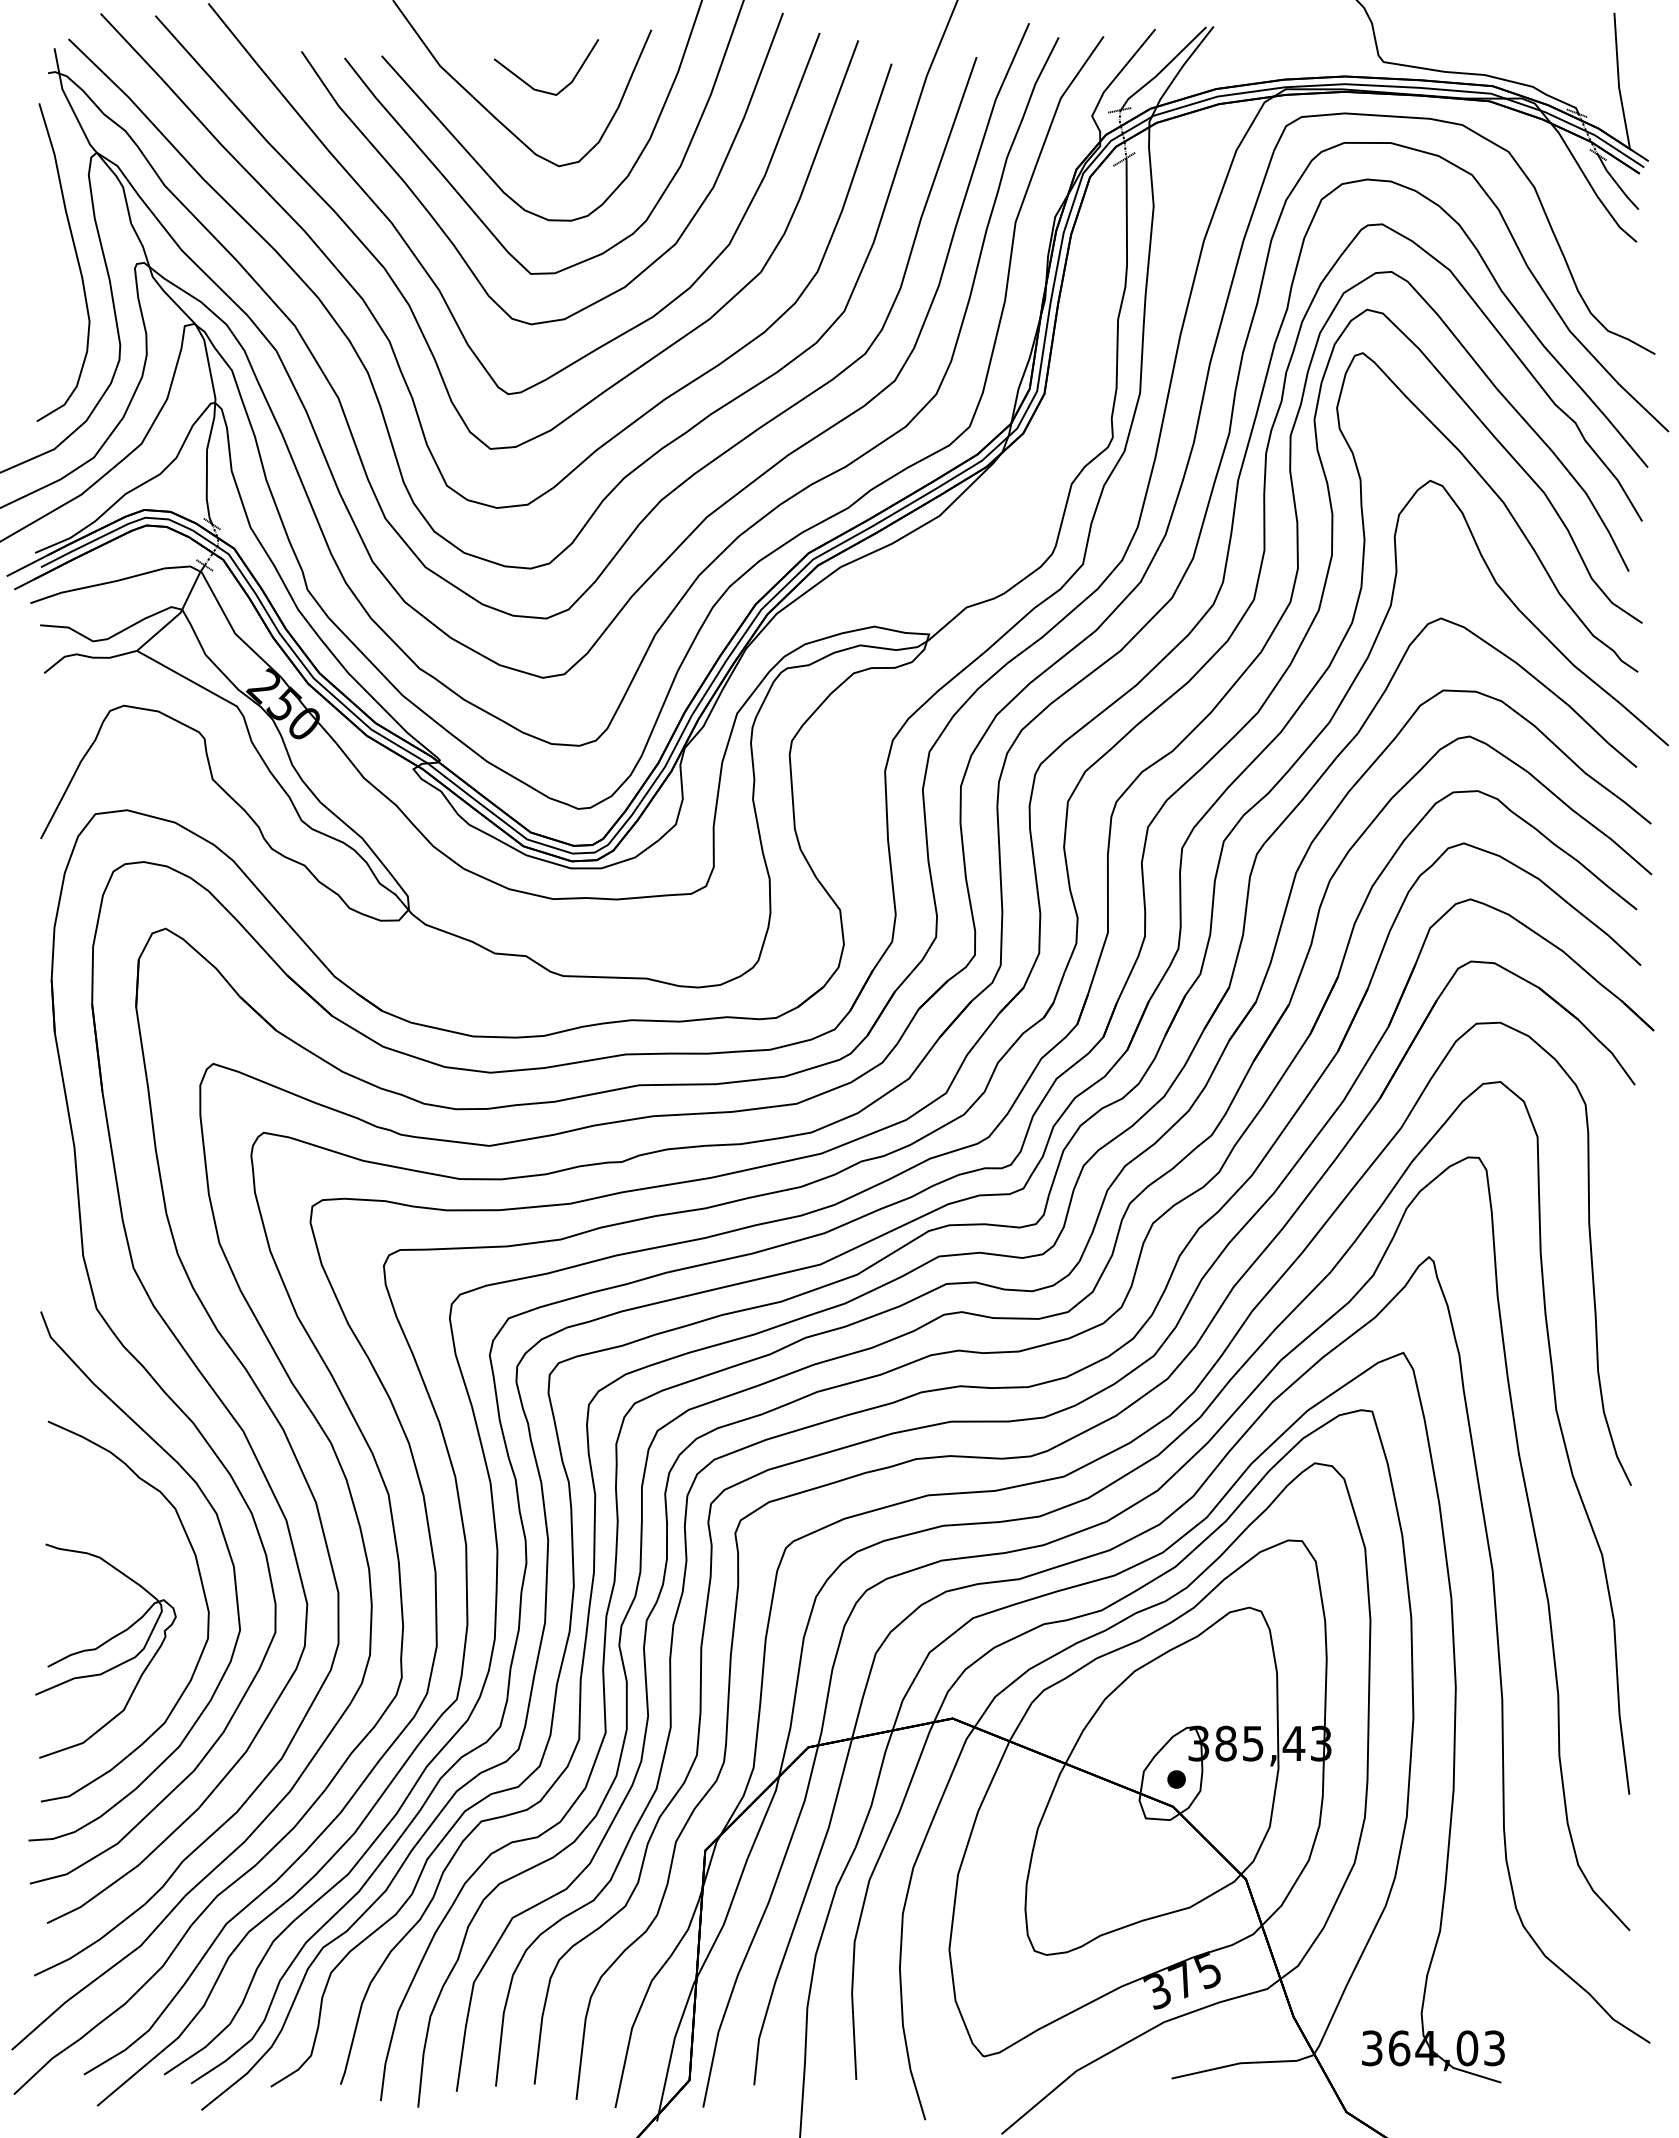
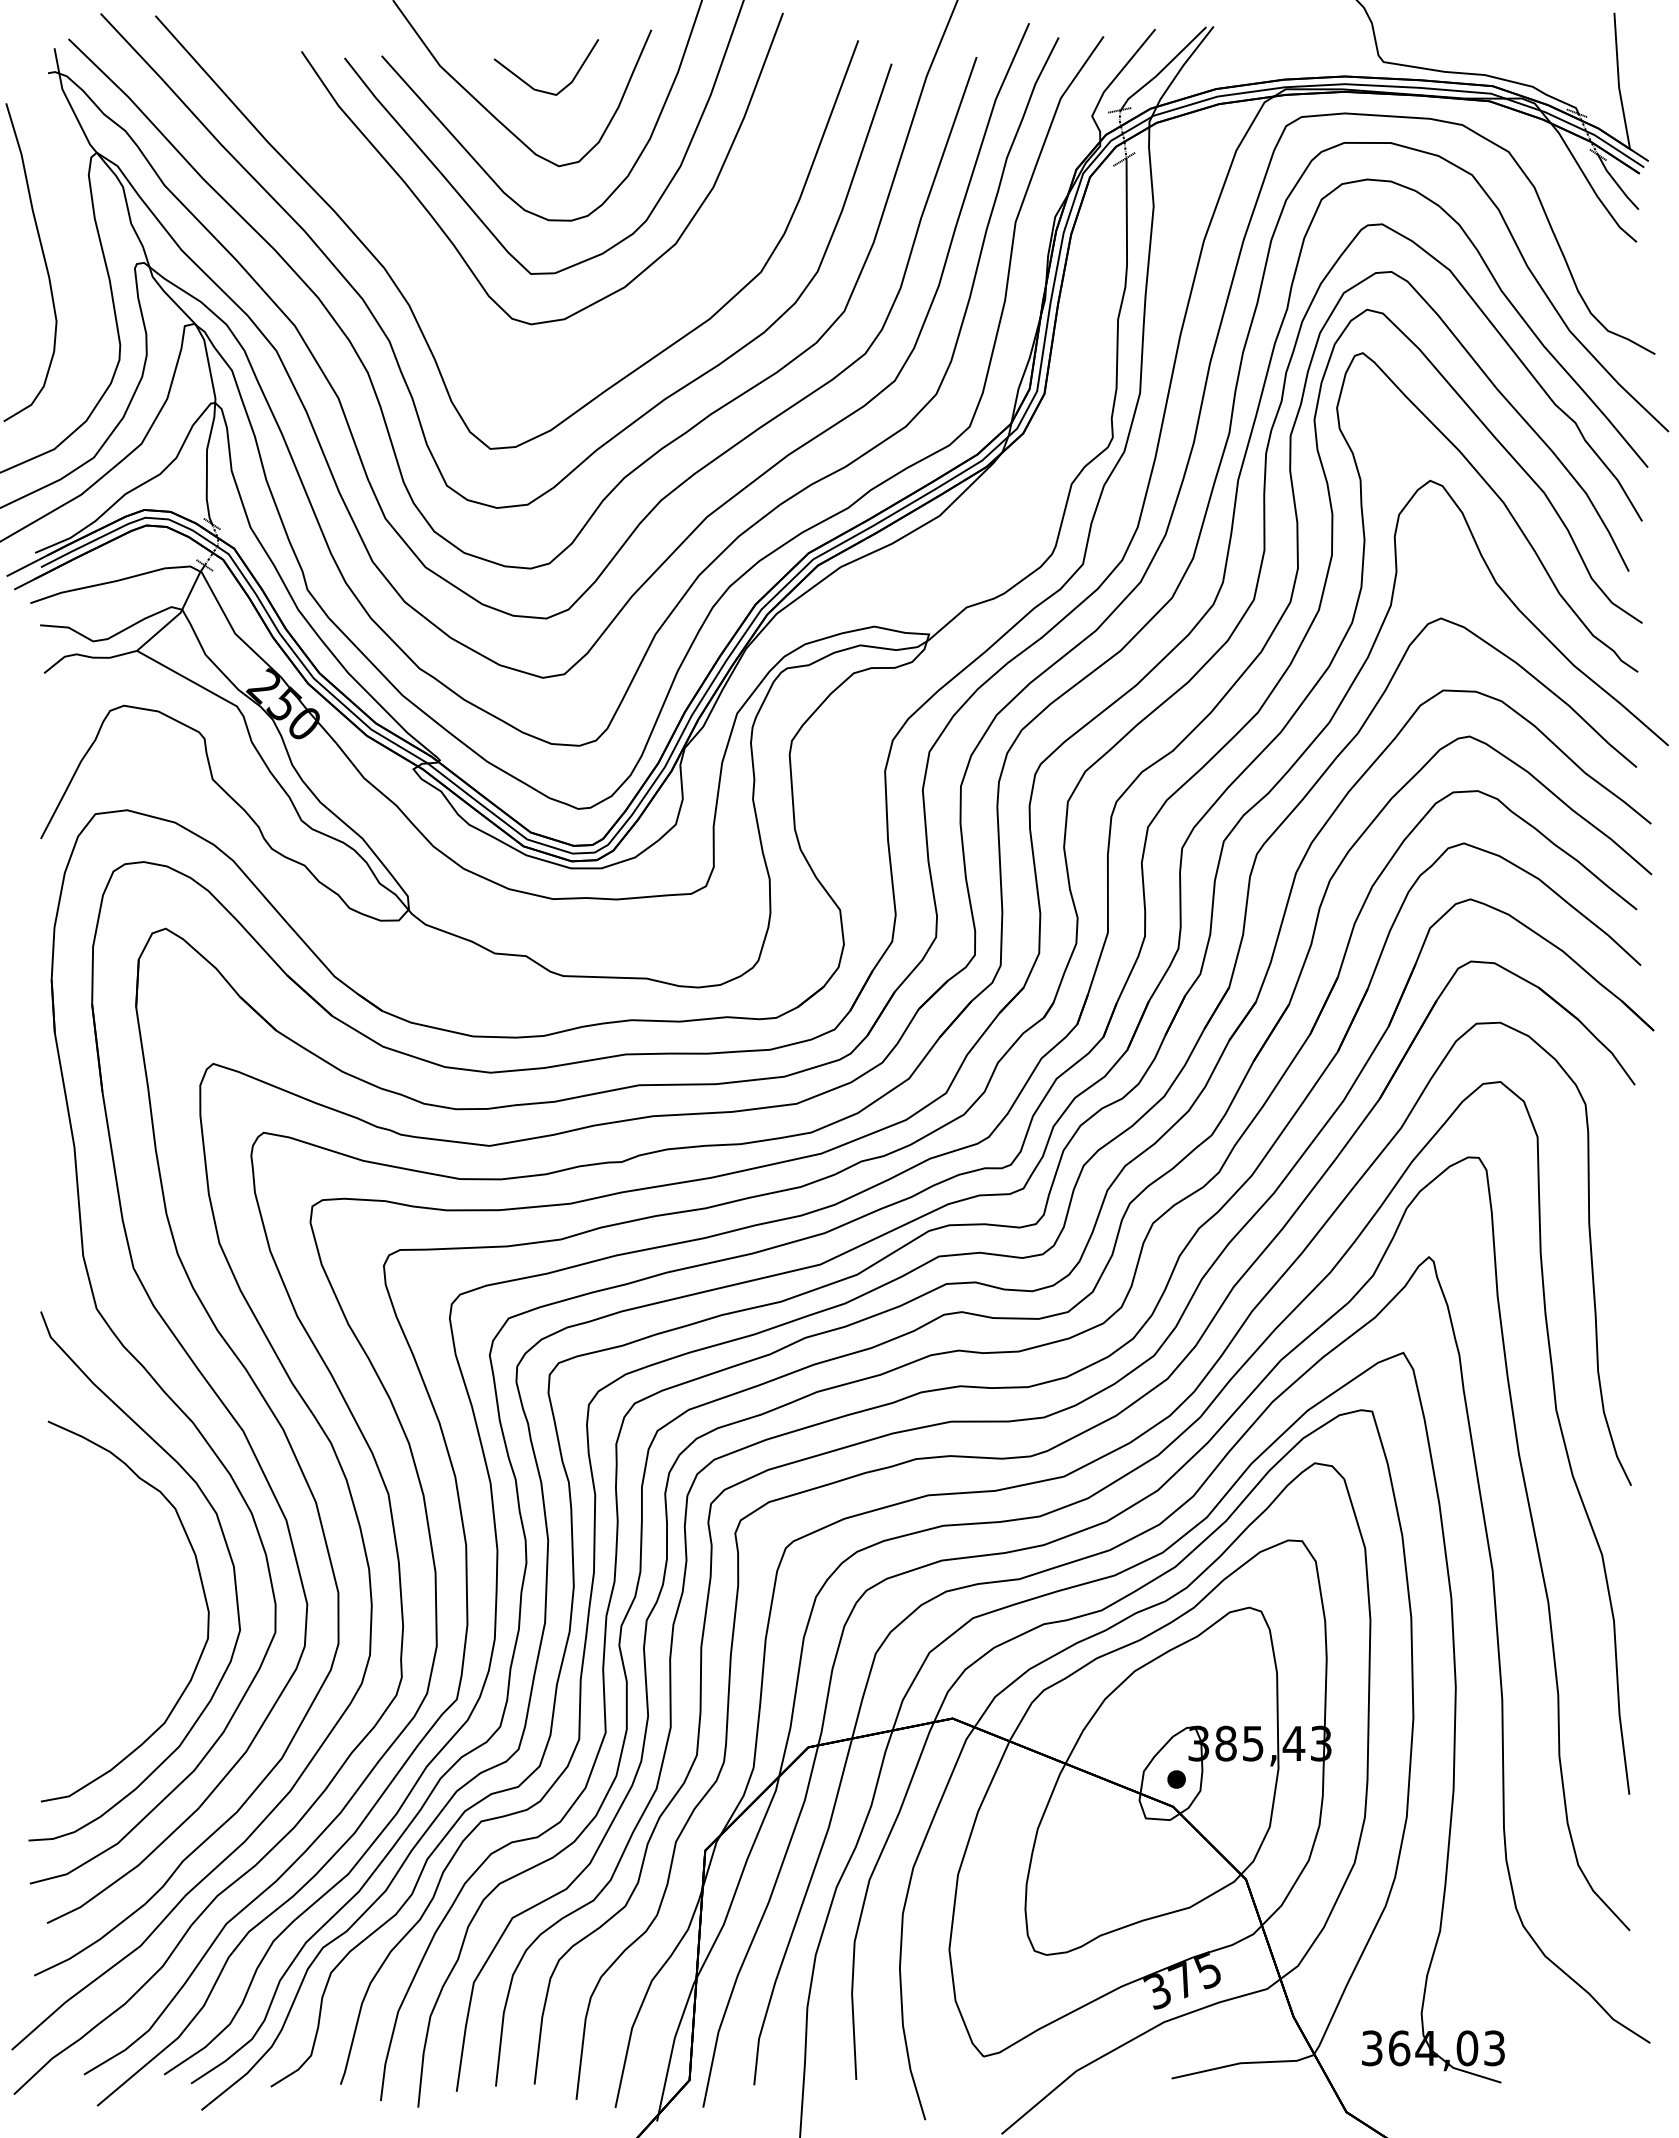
curve position: (76, 259) -> (43, 259) (43, 259)
curve: present -> none (420, 261)
part: present -> none (105, 1650)
